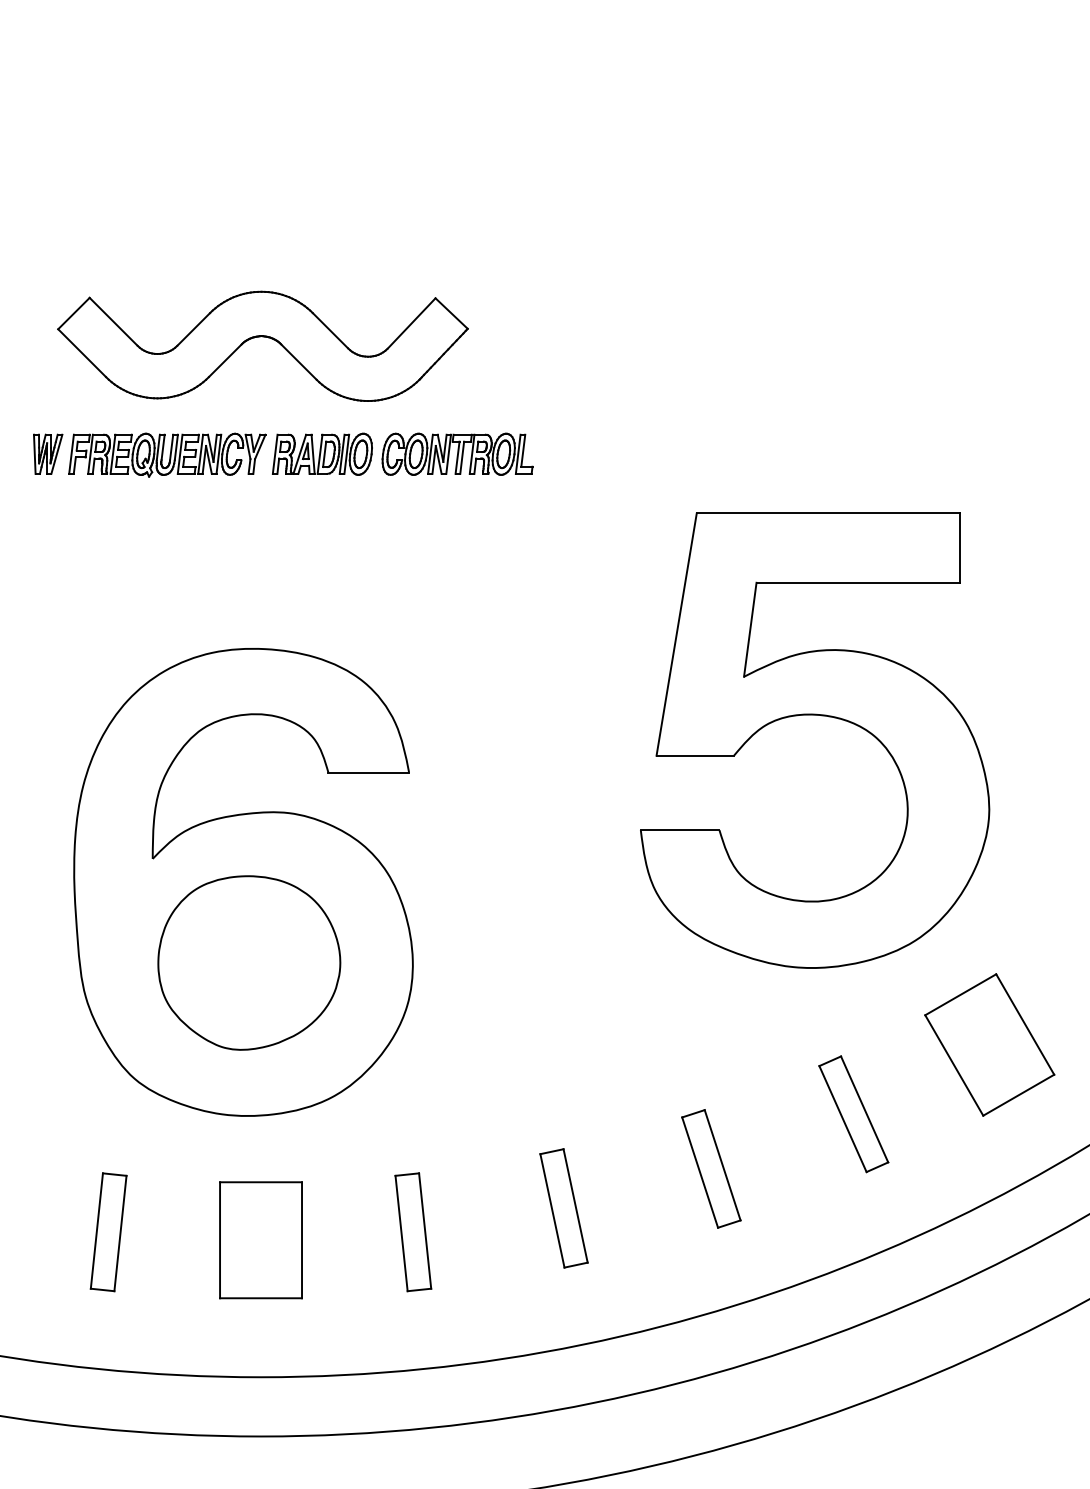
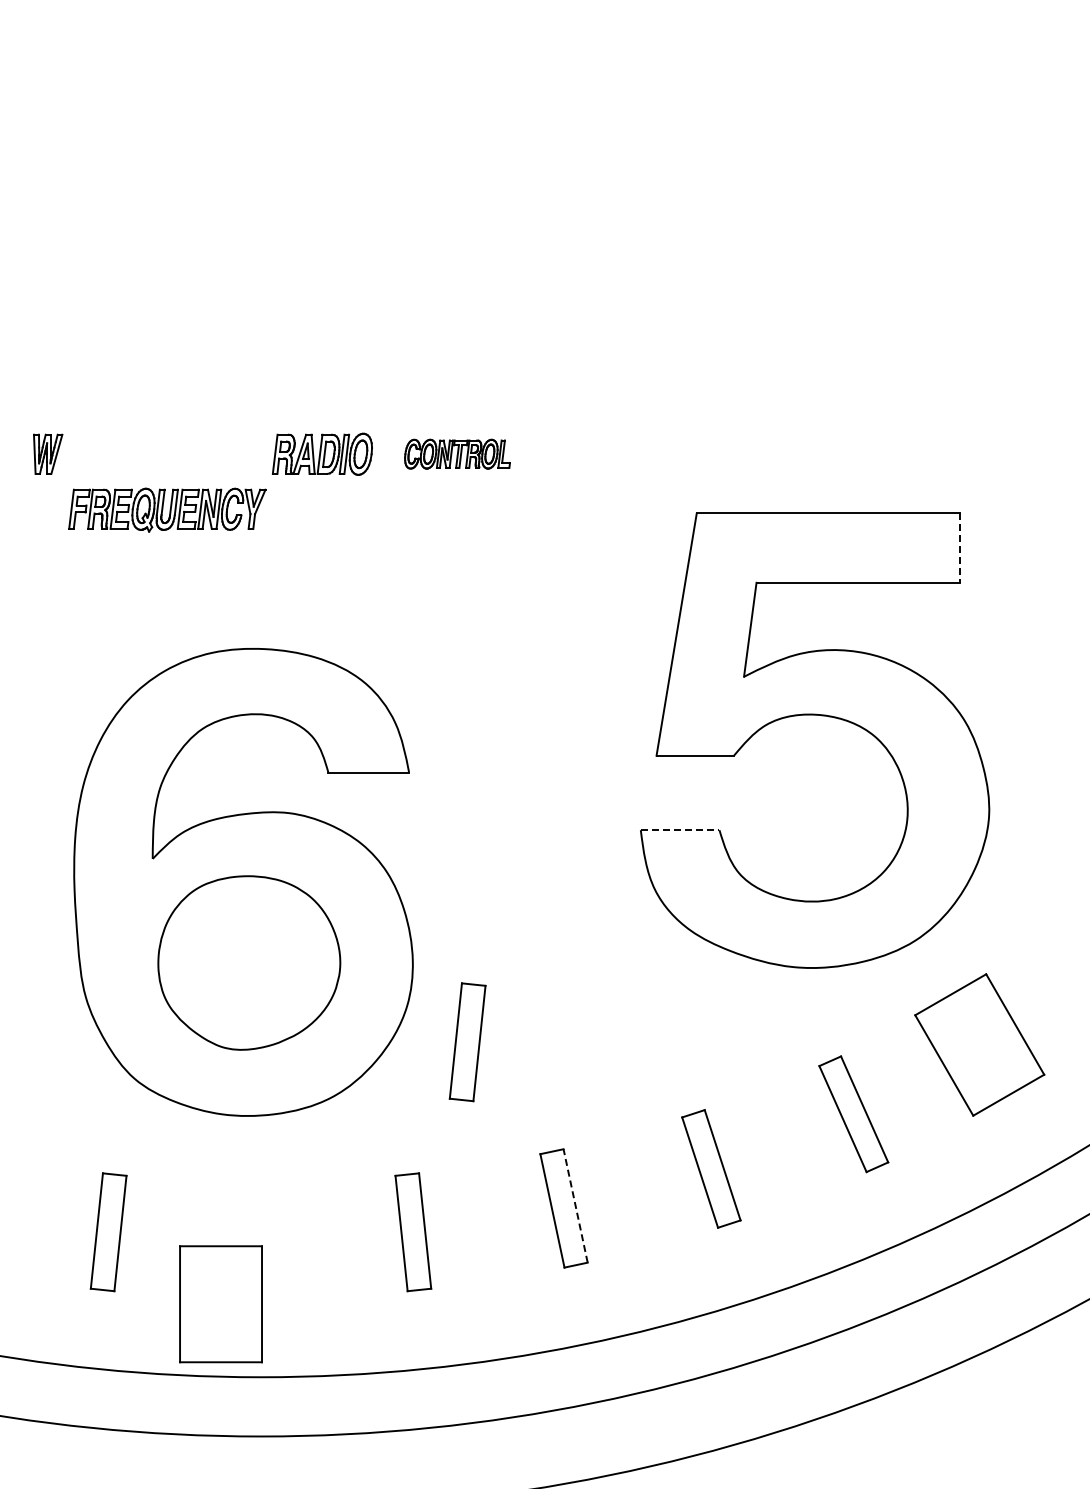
part: present -> none (262, 337)
part size: 153x44 px -> 107x32 px (457, 453)
part position: (167, 454) -> (167, 509) (167, 509)
line: solid -> dashed (959, 548)
line: solid -> dashed (680, 830)
part: none -> present (467, 1042)
part position: (989, 1044) -> (979, 1044) (979, 1044)
line: solid -> dashed (575, 1205)
part position: (260, 1240) -> (220, 1304) (220, 1304)
